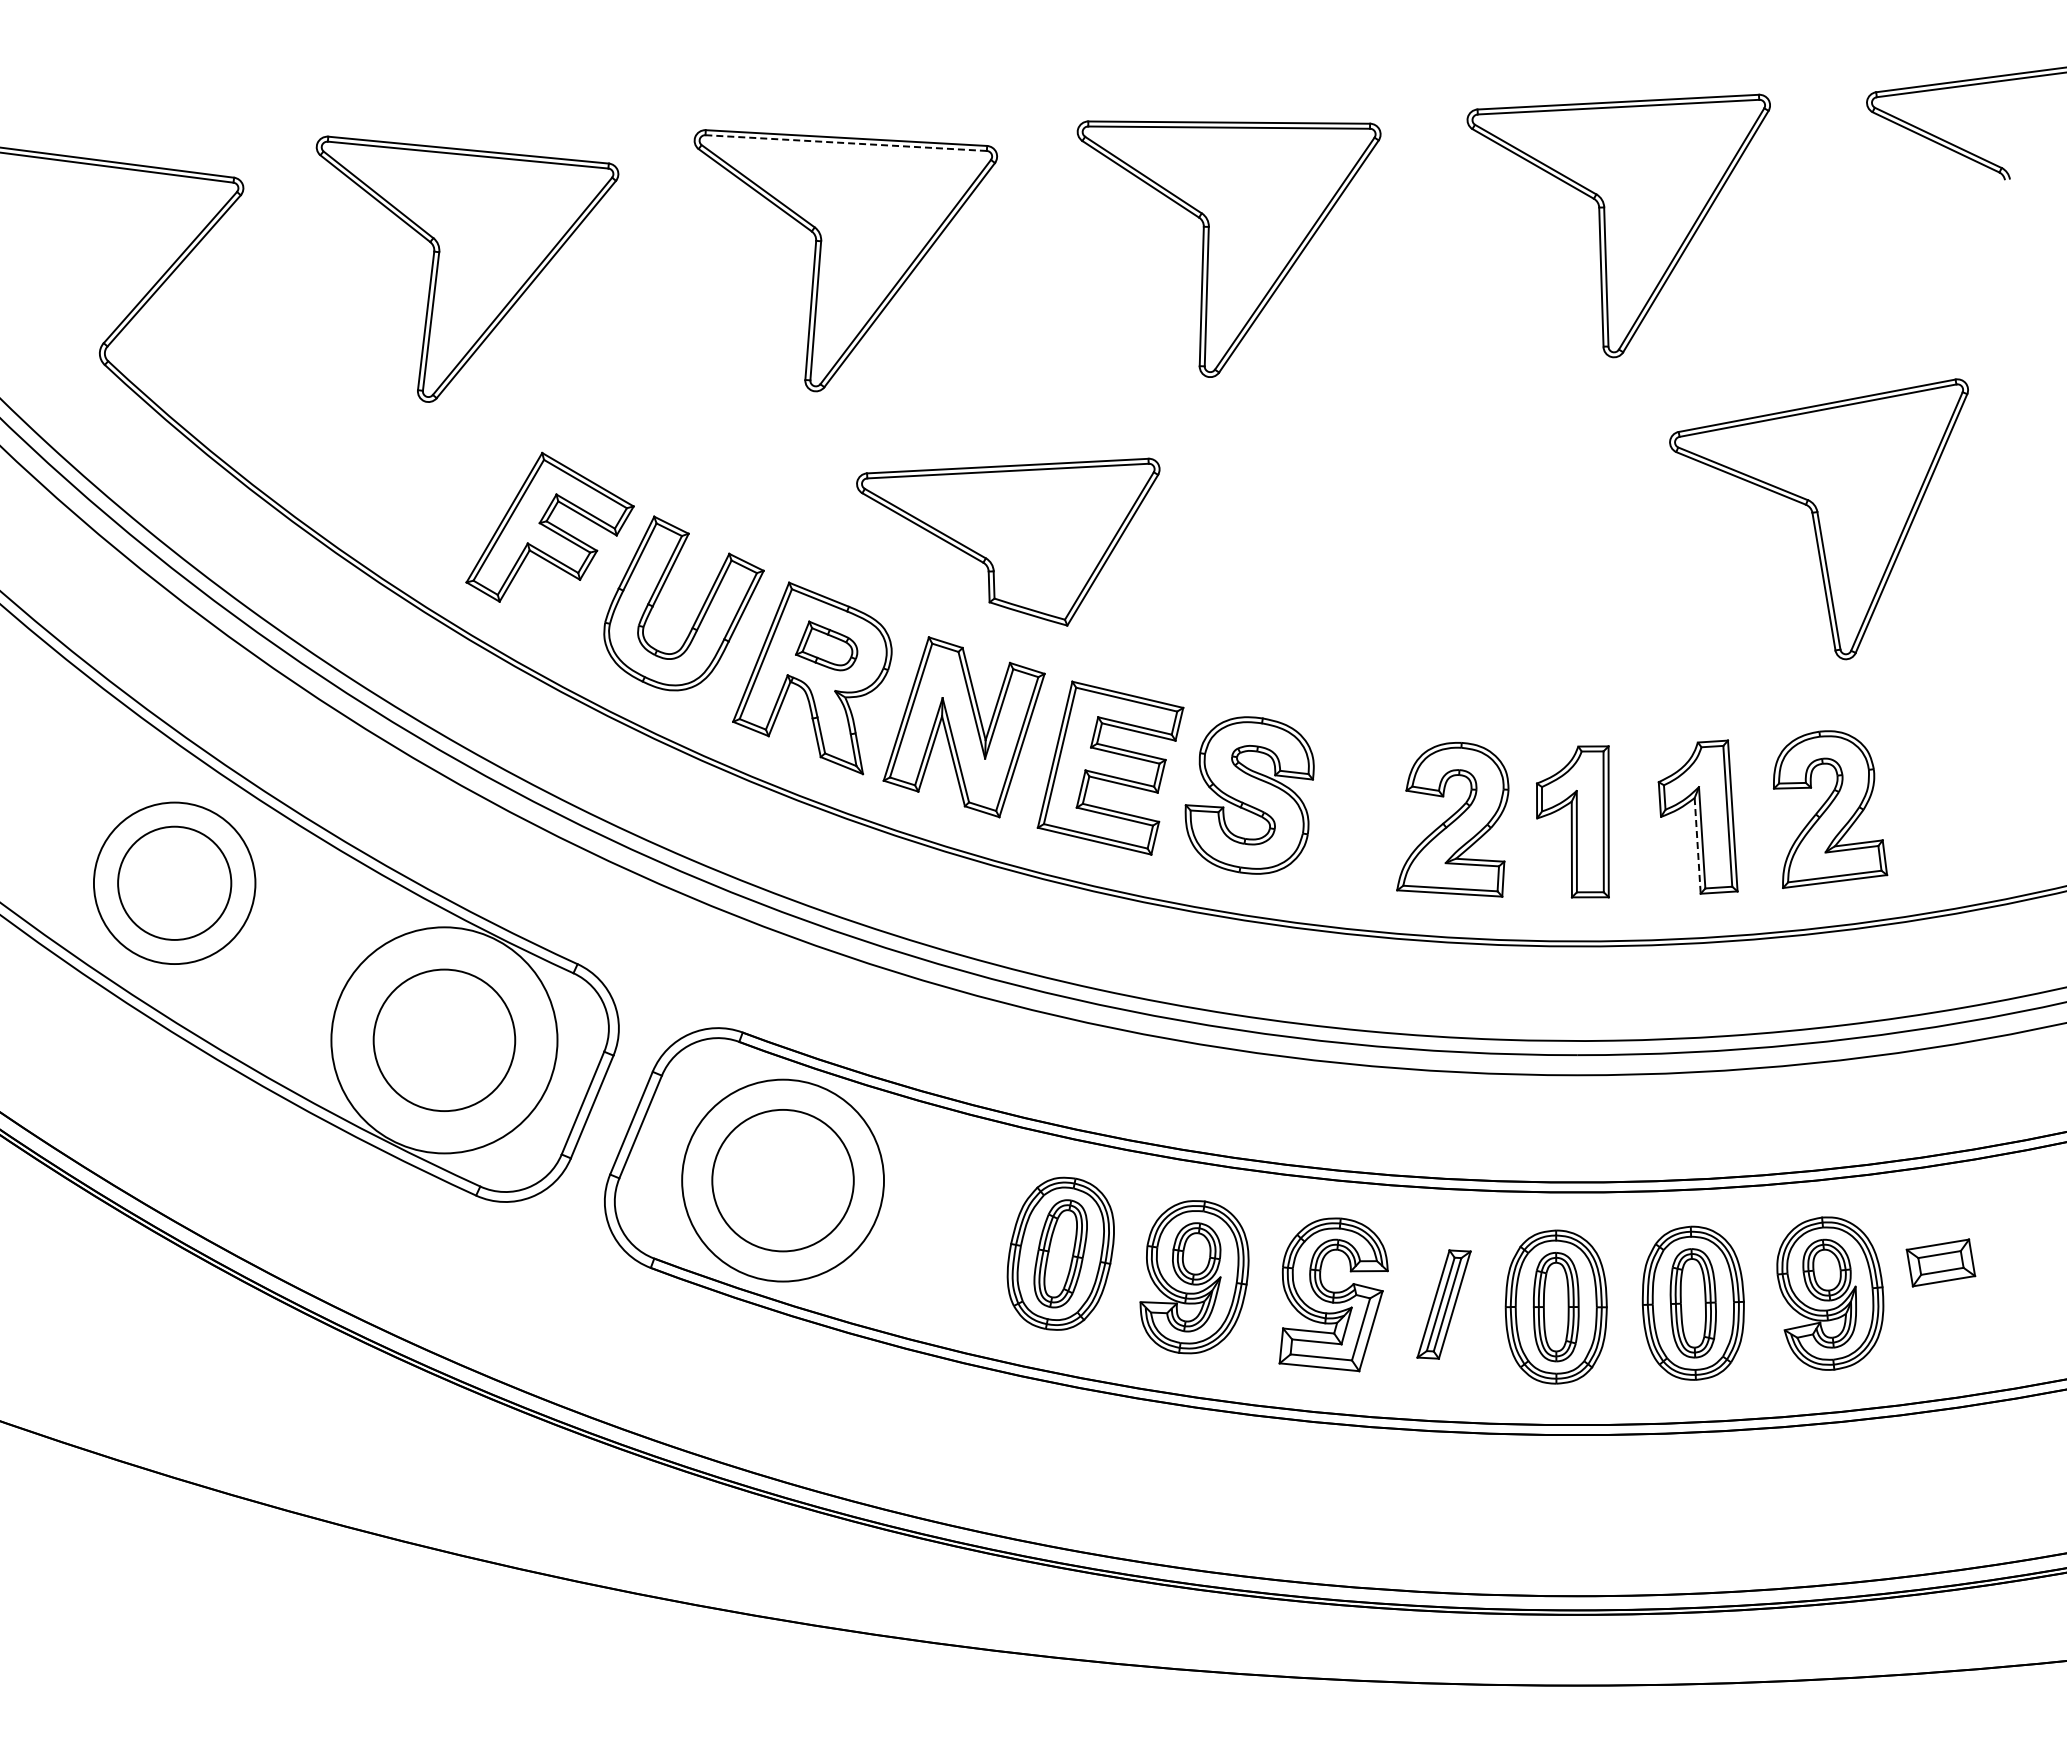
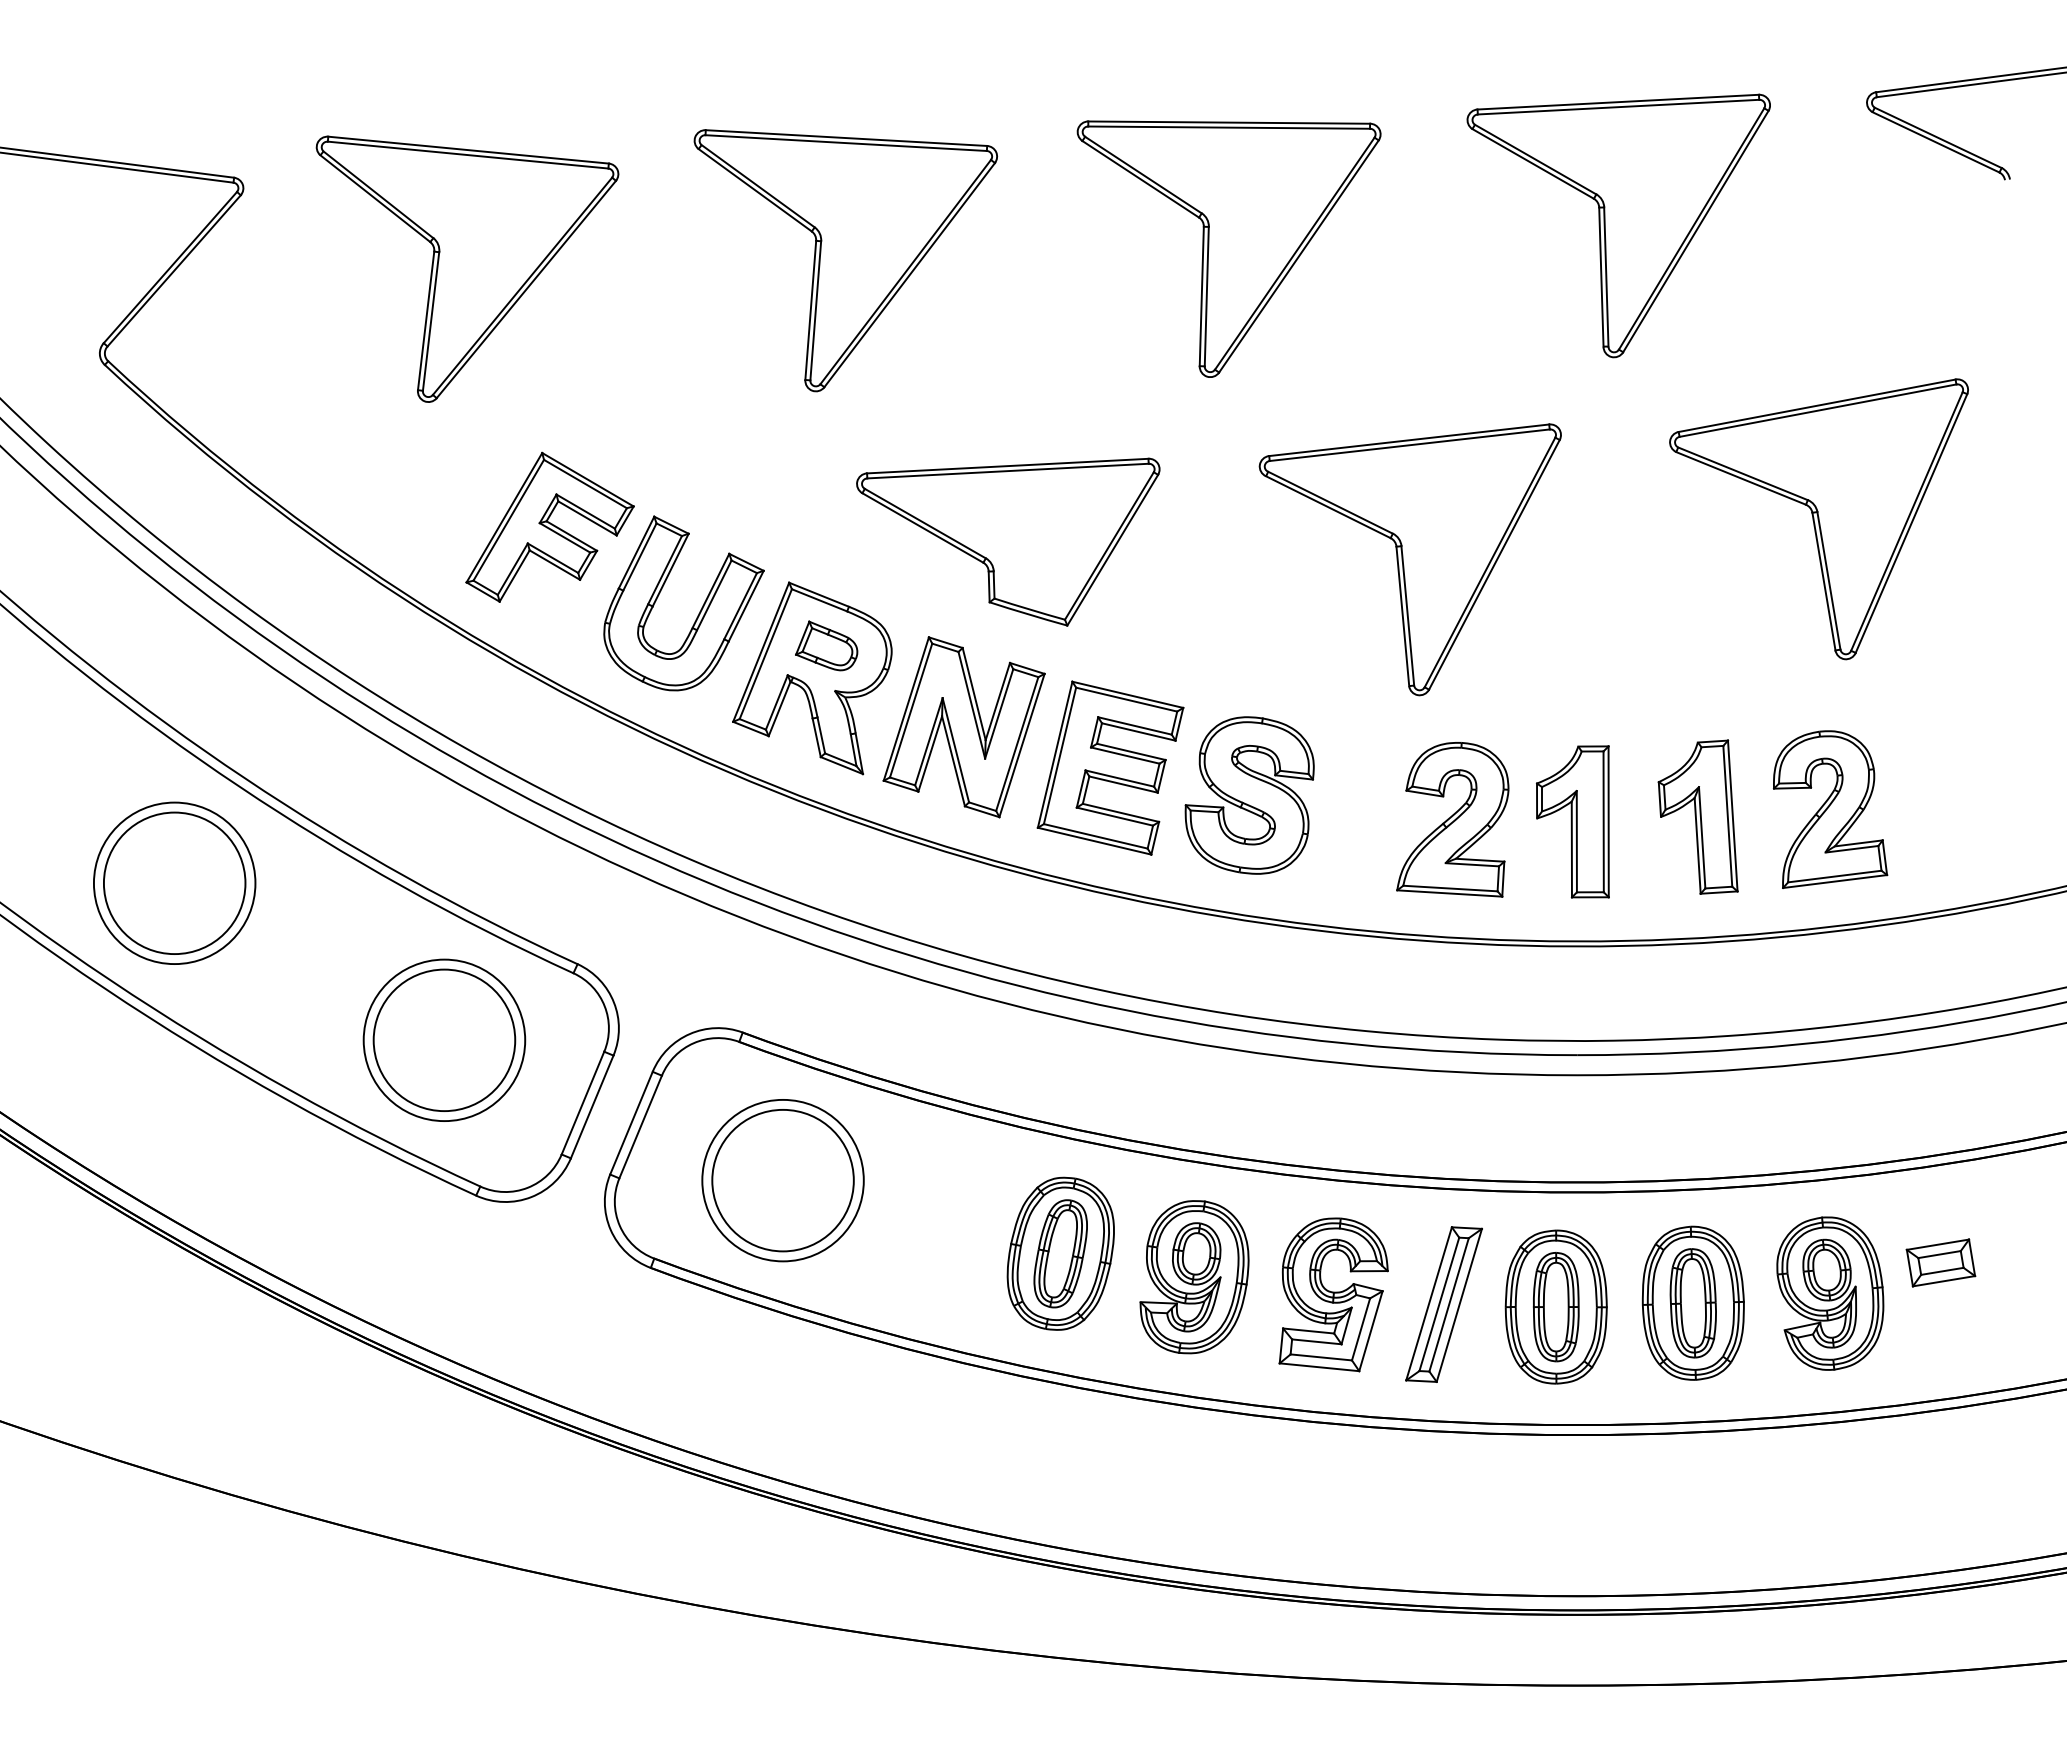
line: dashed -> solid (846, 143)
part: none -> present (1409, 559)
line: dashed -> solid (1697, 845)
circle diameter: 113 px -> 142 px (174, 883)
circle diameter: 226 px -> 161 px (444, 1040)
circle diameter: 202 px -> 161 px (782, 1180)
part size: 56x111 px -> 78x157 px (1443, 1304)
